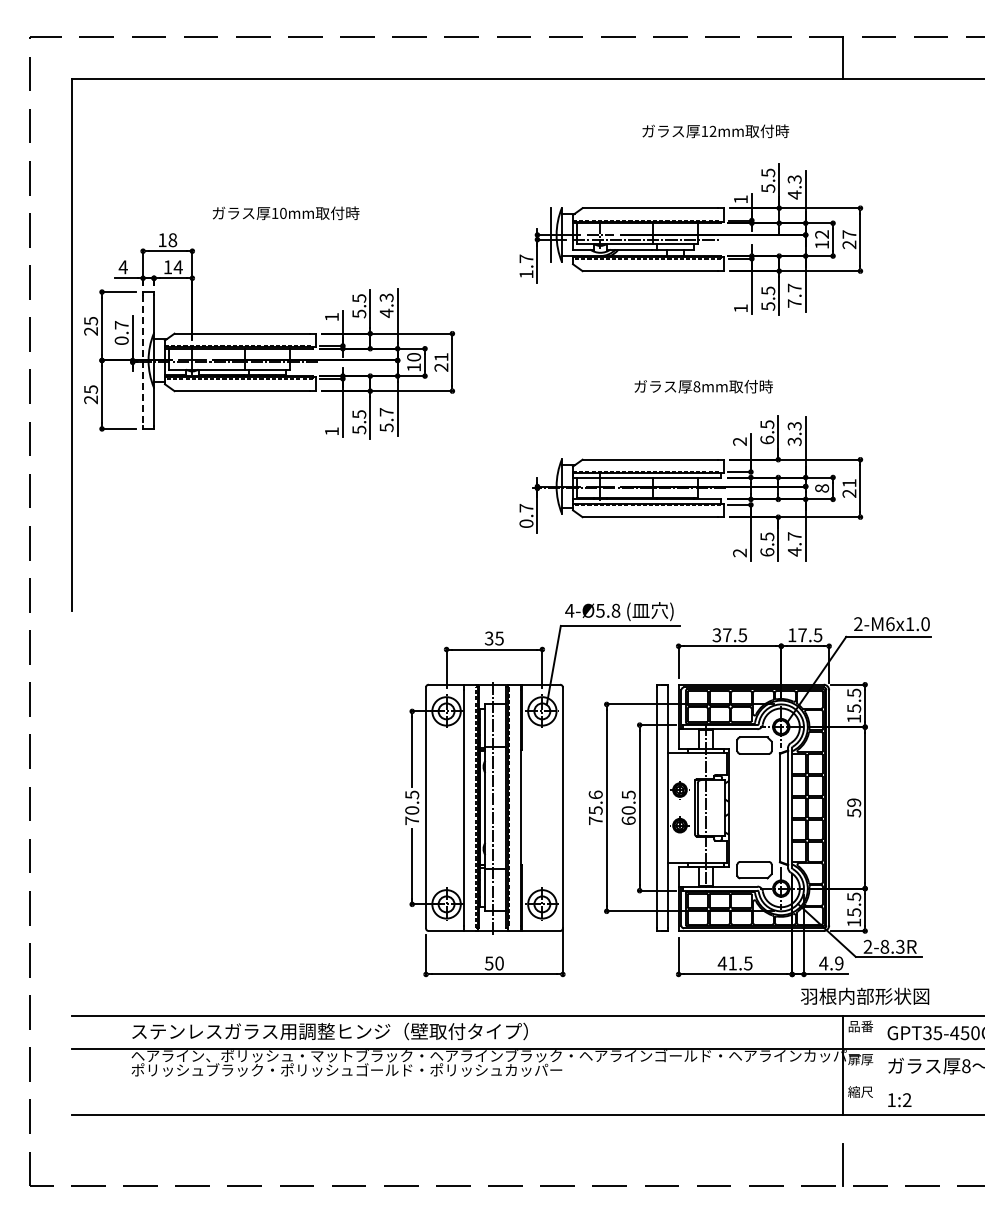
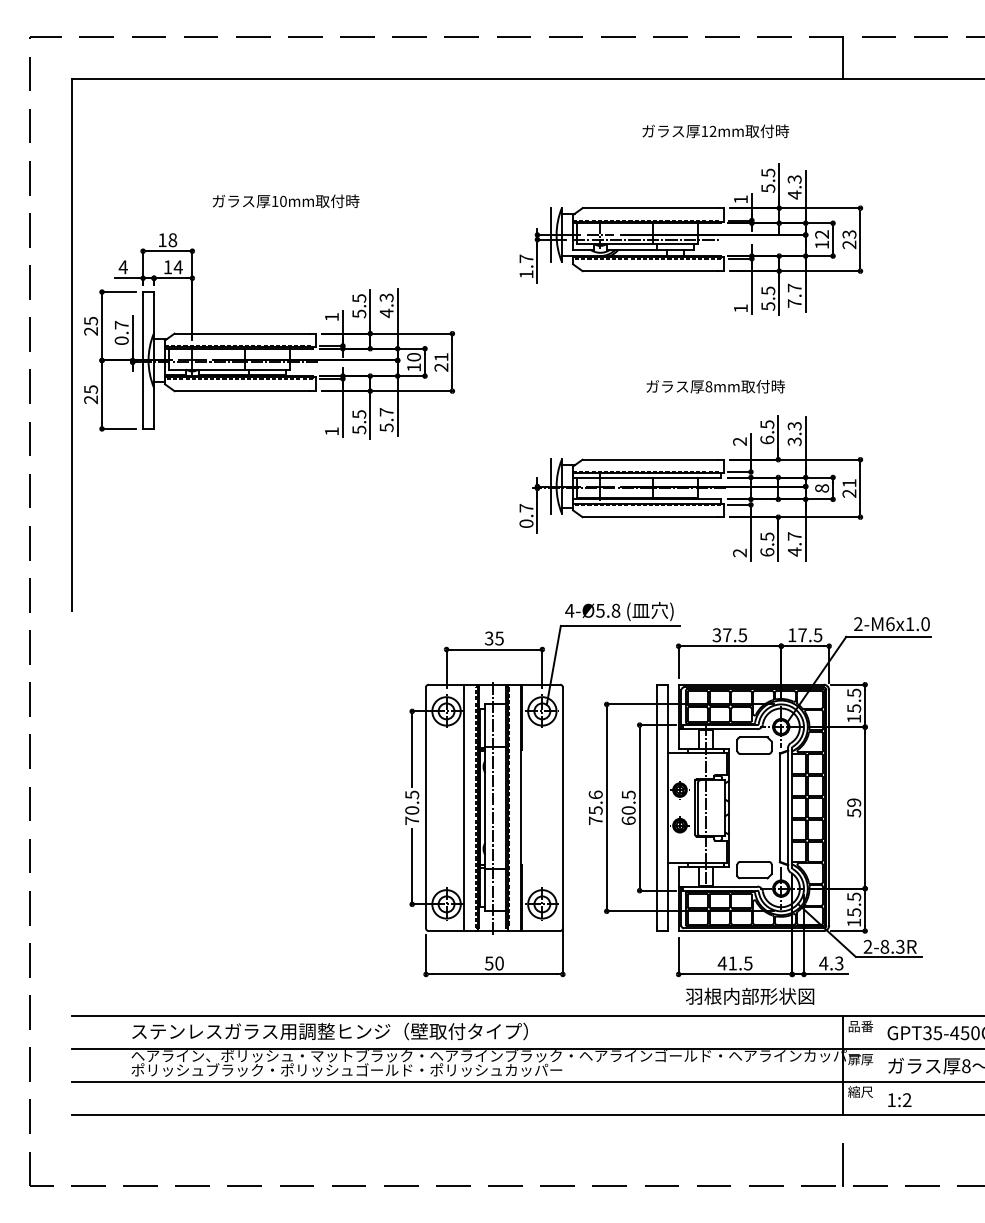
text position: (286, 213) -> (286, 201) (286, 201)
text: 27 -> 23 (849, 234)
line: dashed -> solid (143, 360)
text position: (703, 386) -> (715, 386) (715, 386)
line: none -> present (551, 486)
text: 4.9 -> 4.3 (839, 963)
text position: (865, 995) -> (750, 995) (750, 995)
line: none -> present (526, 1081)
